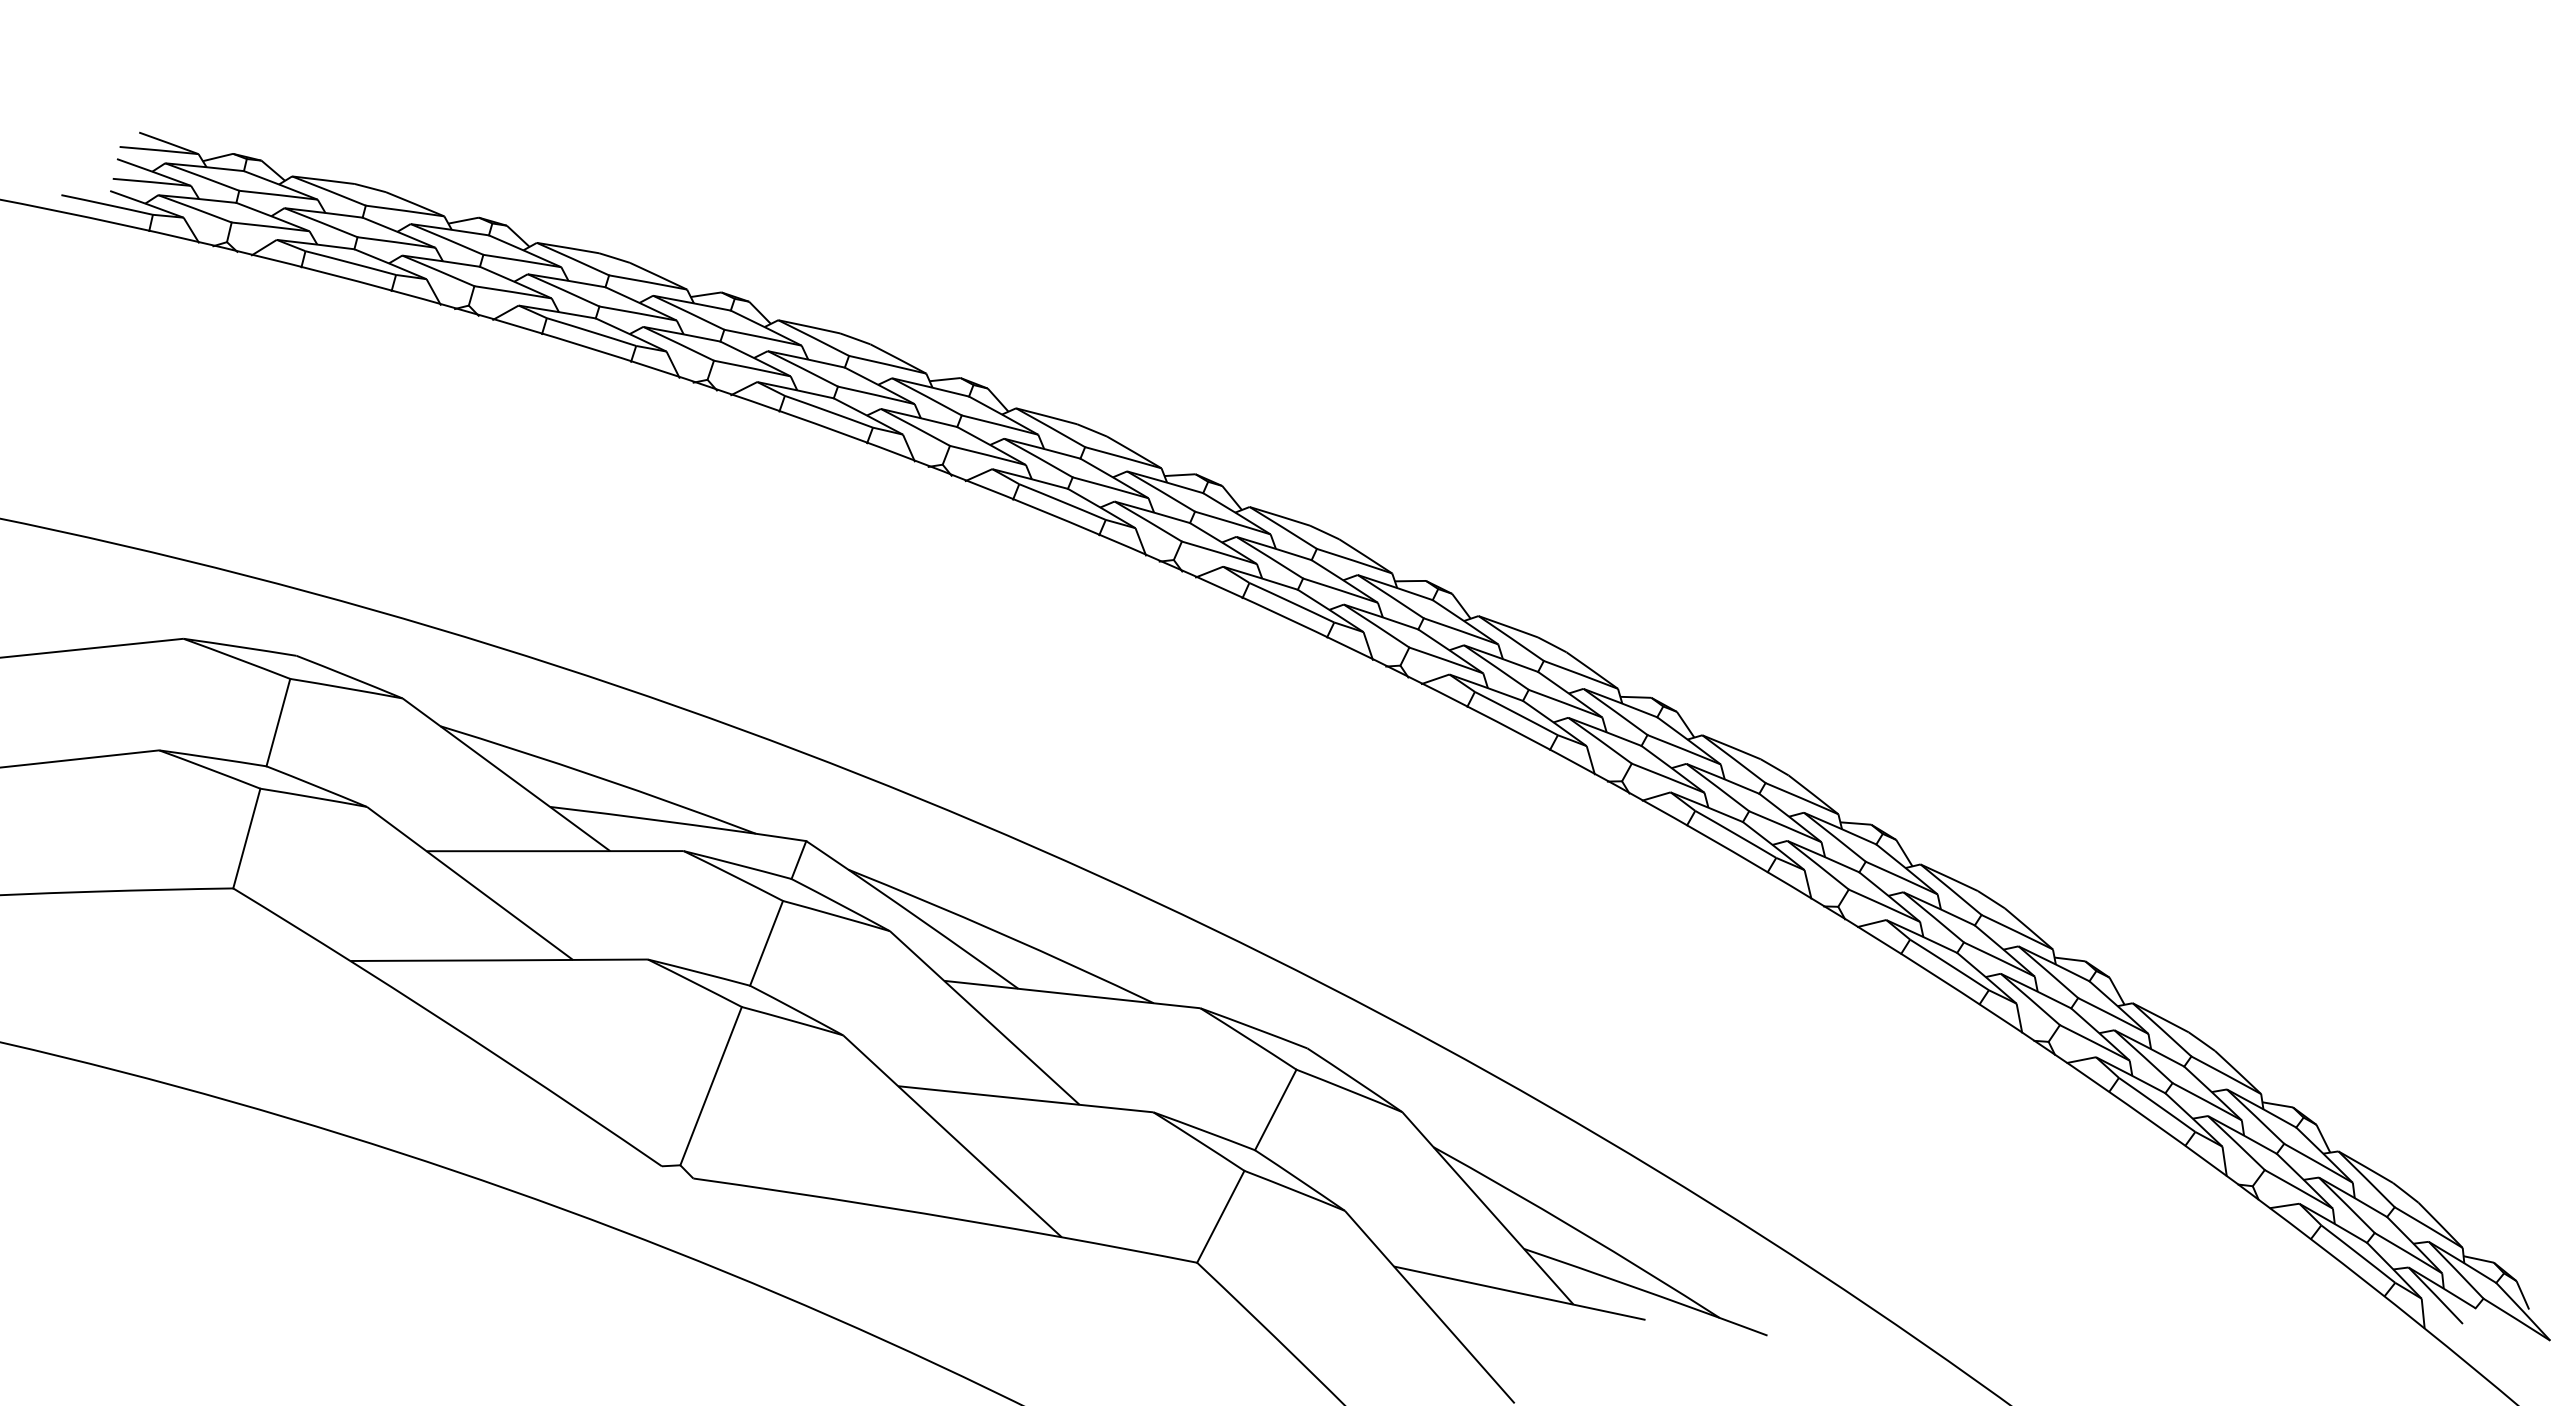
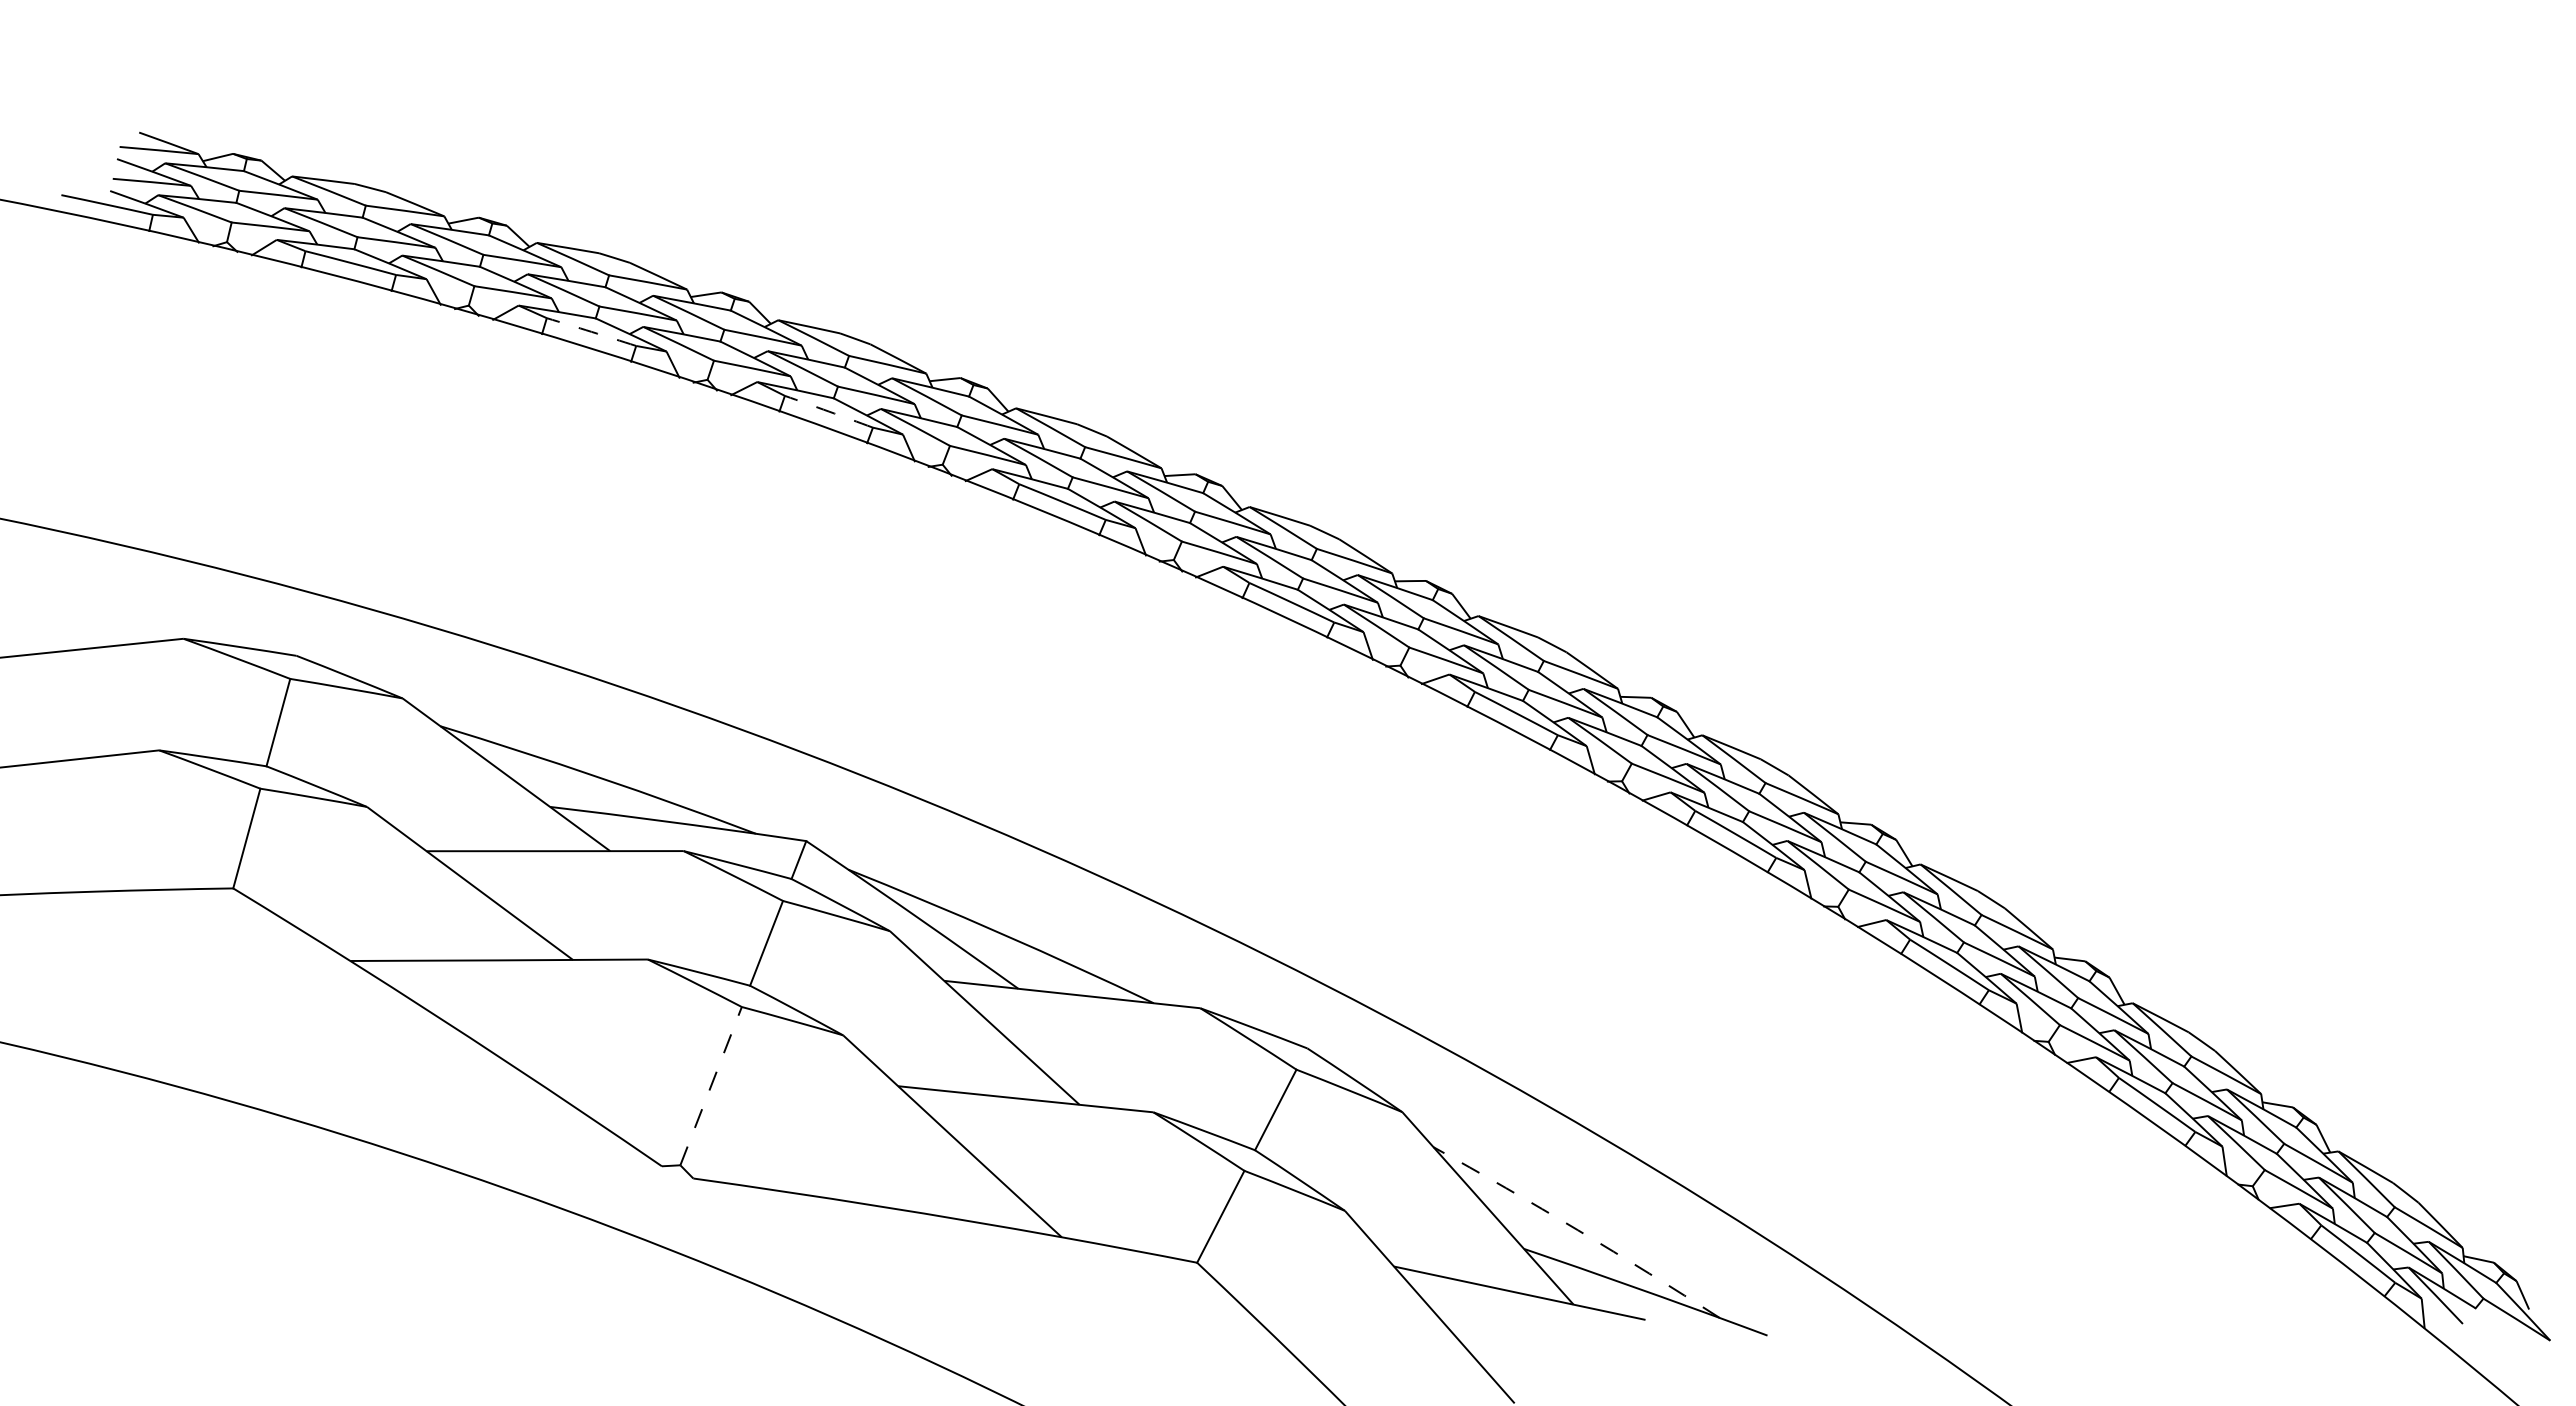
arc: solid -> dashed (591, 331)
arc: solid -> dashed (828, 411)
line: solid -> dashed (711, 1086)
arc: solid -> dashed (1578, 1230)
